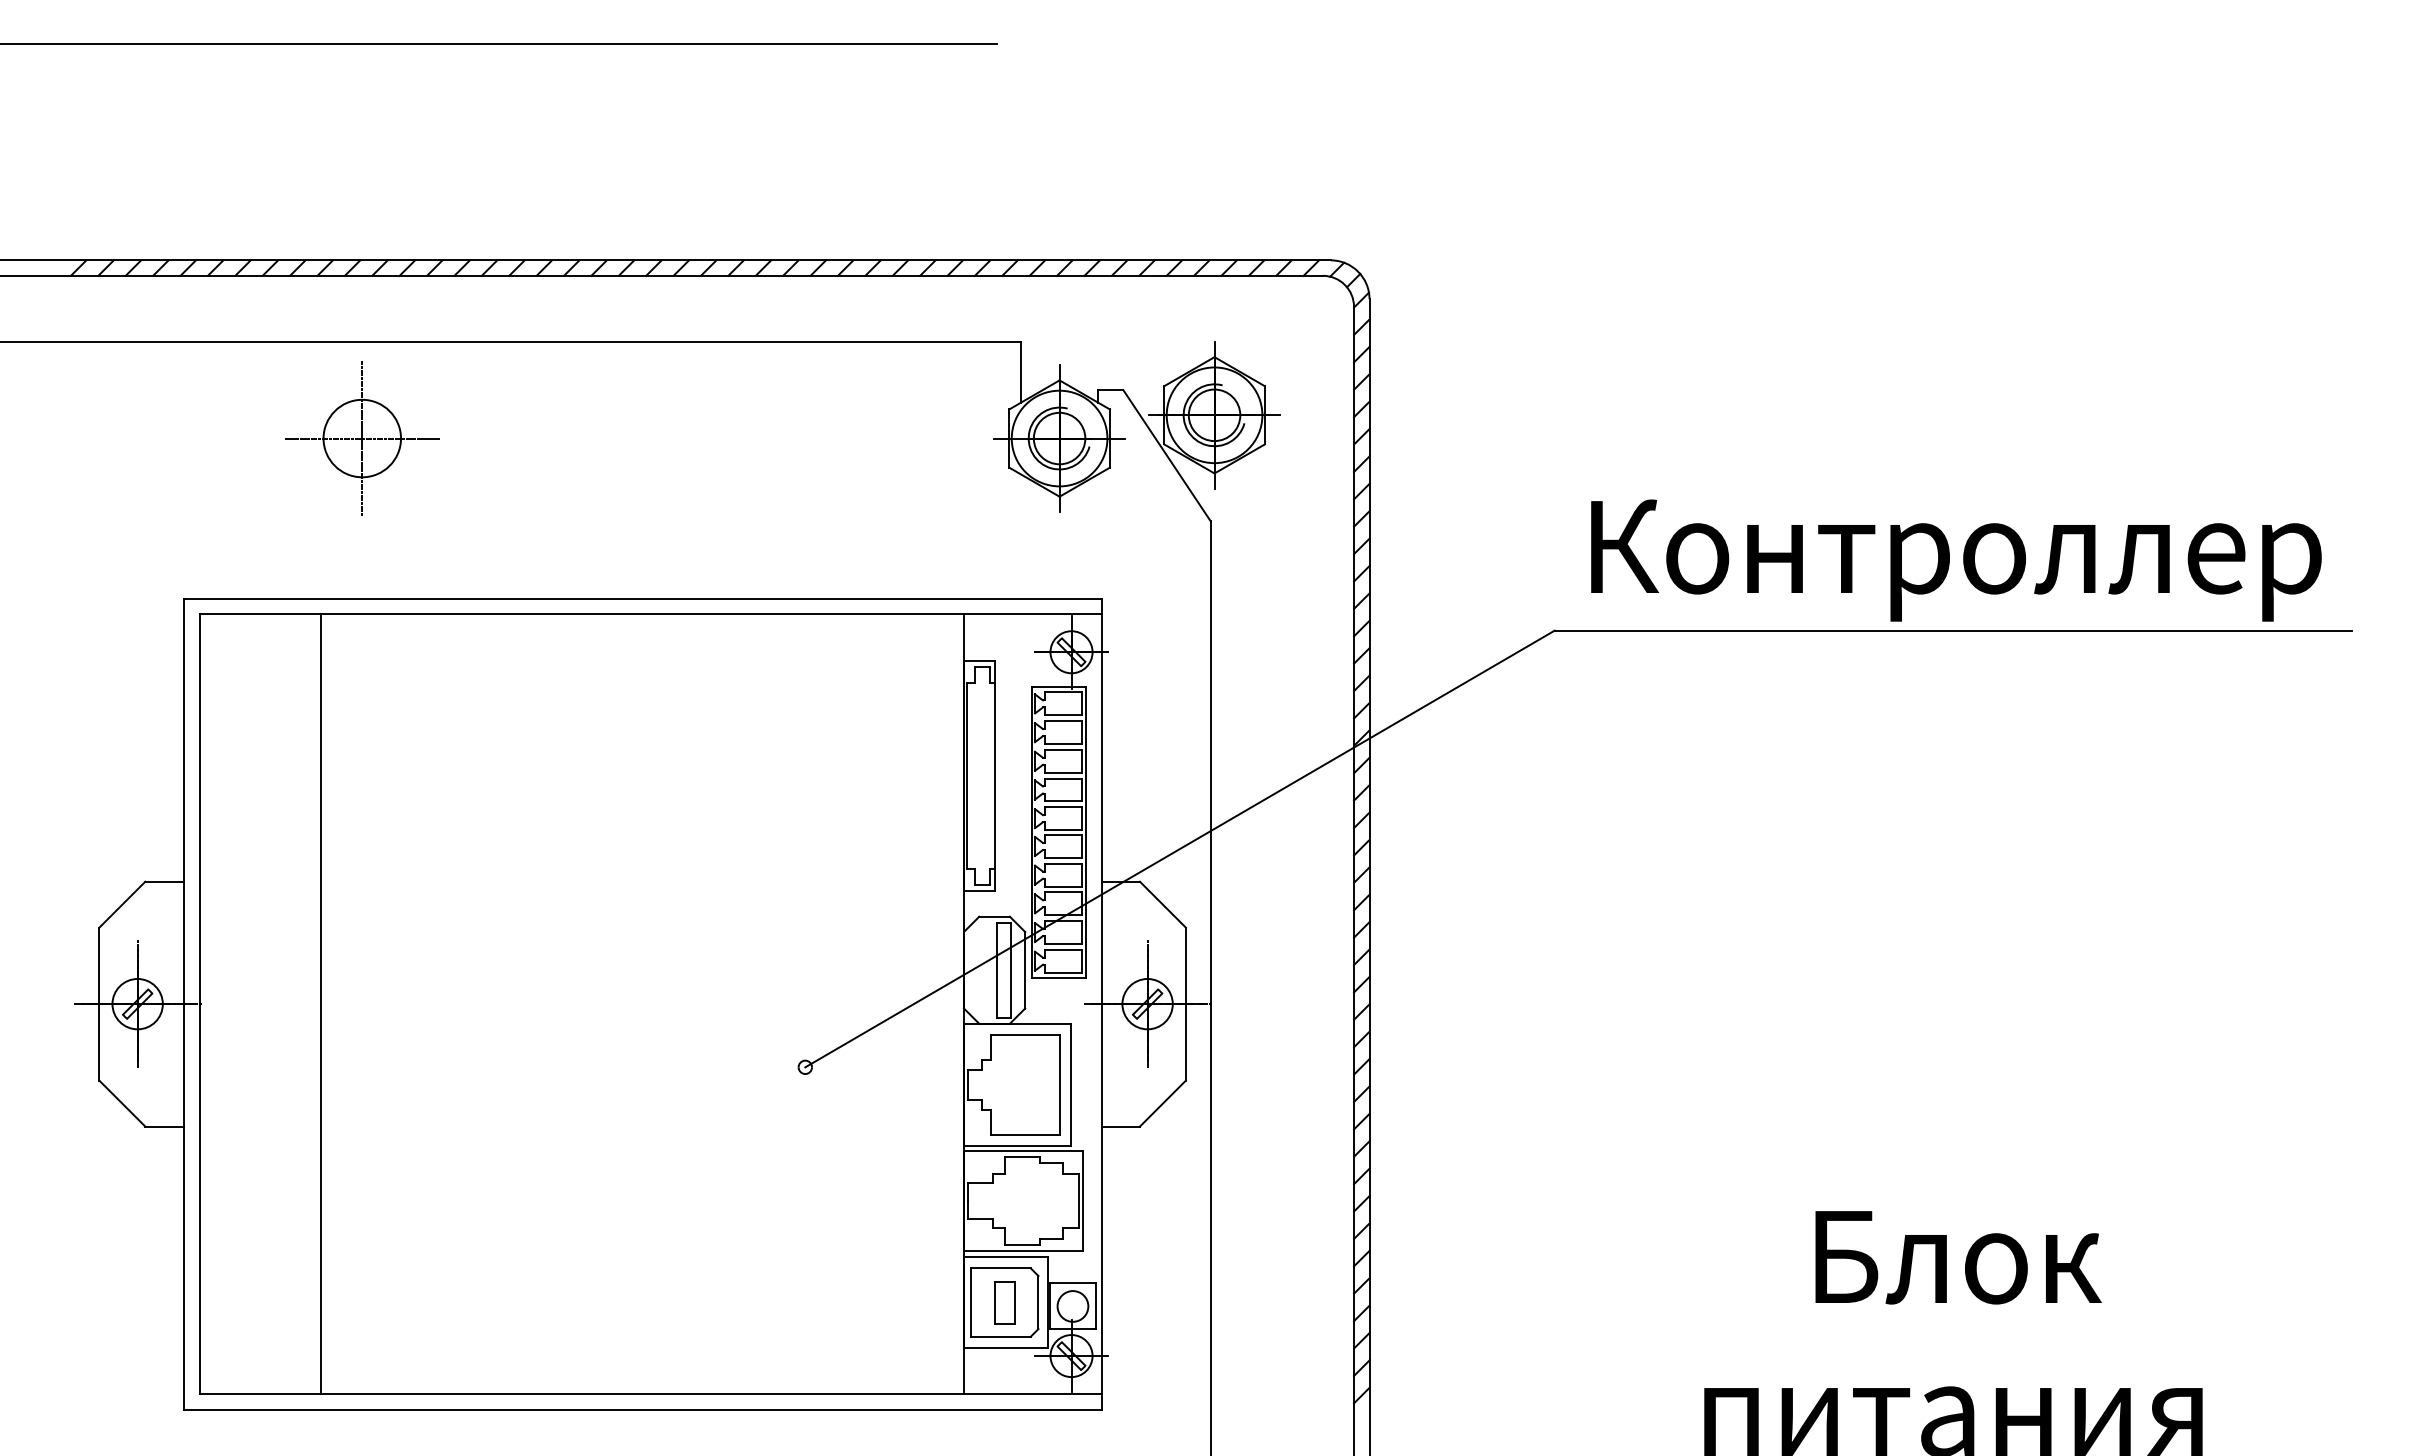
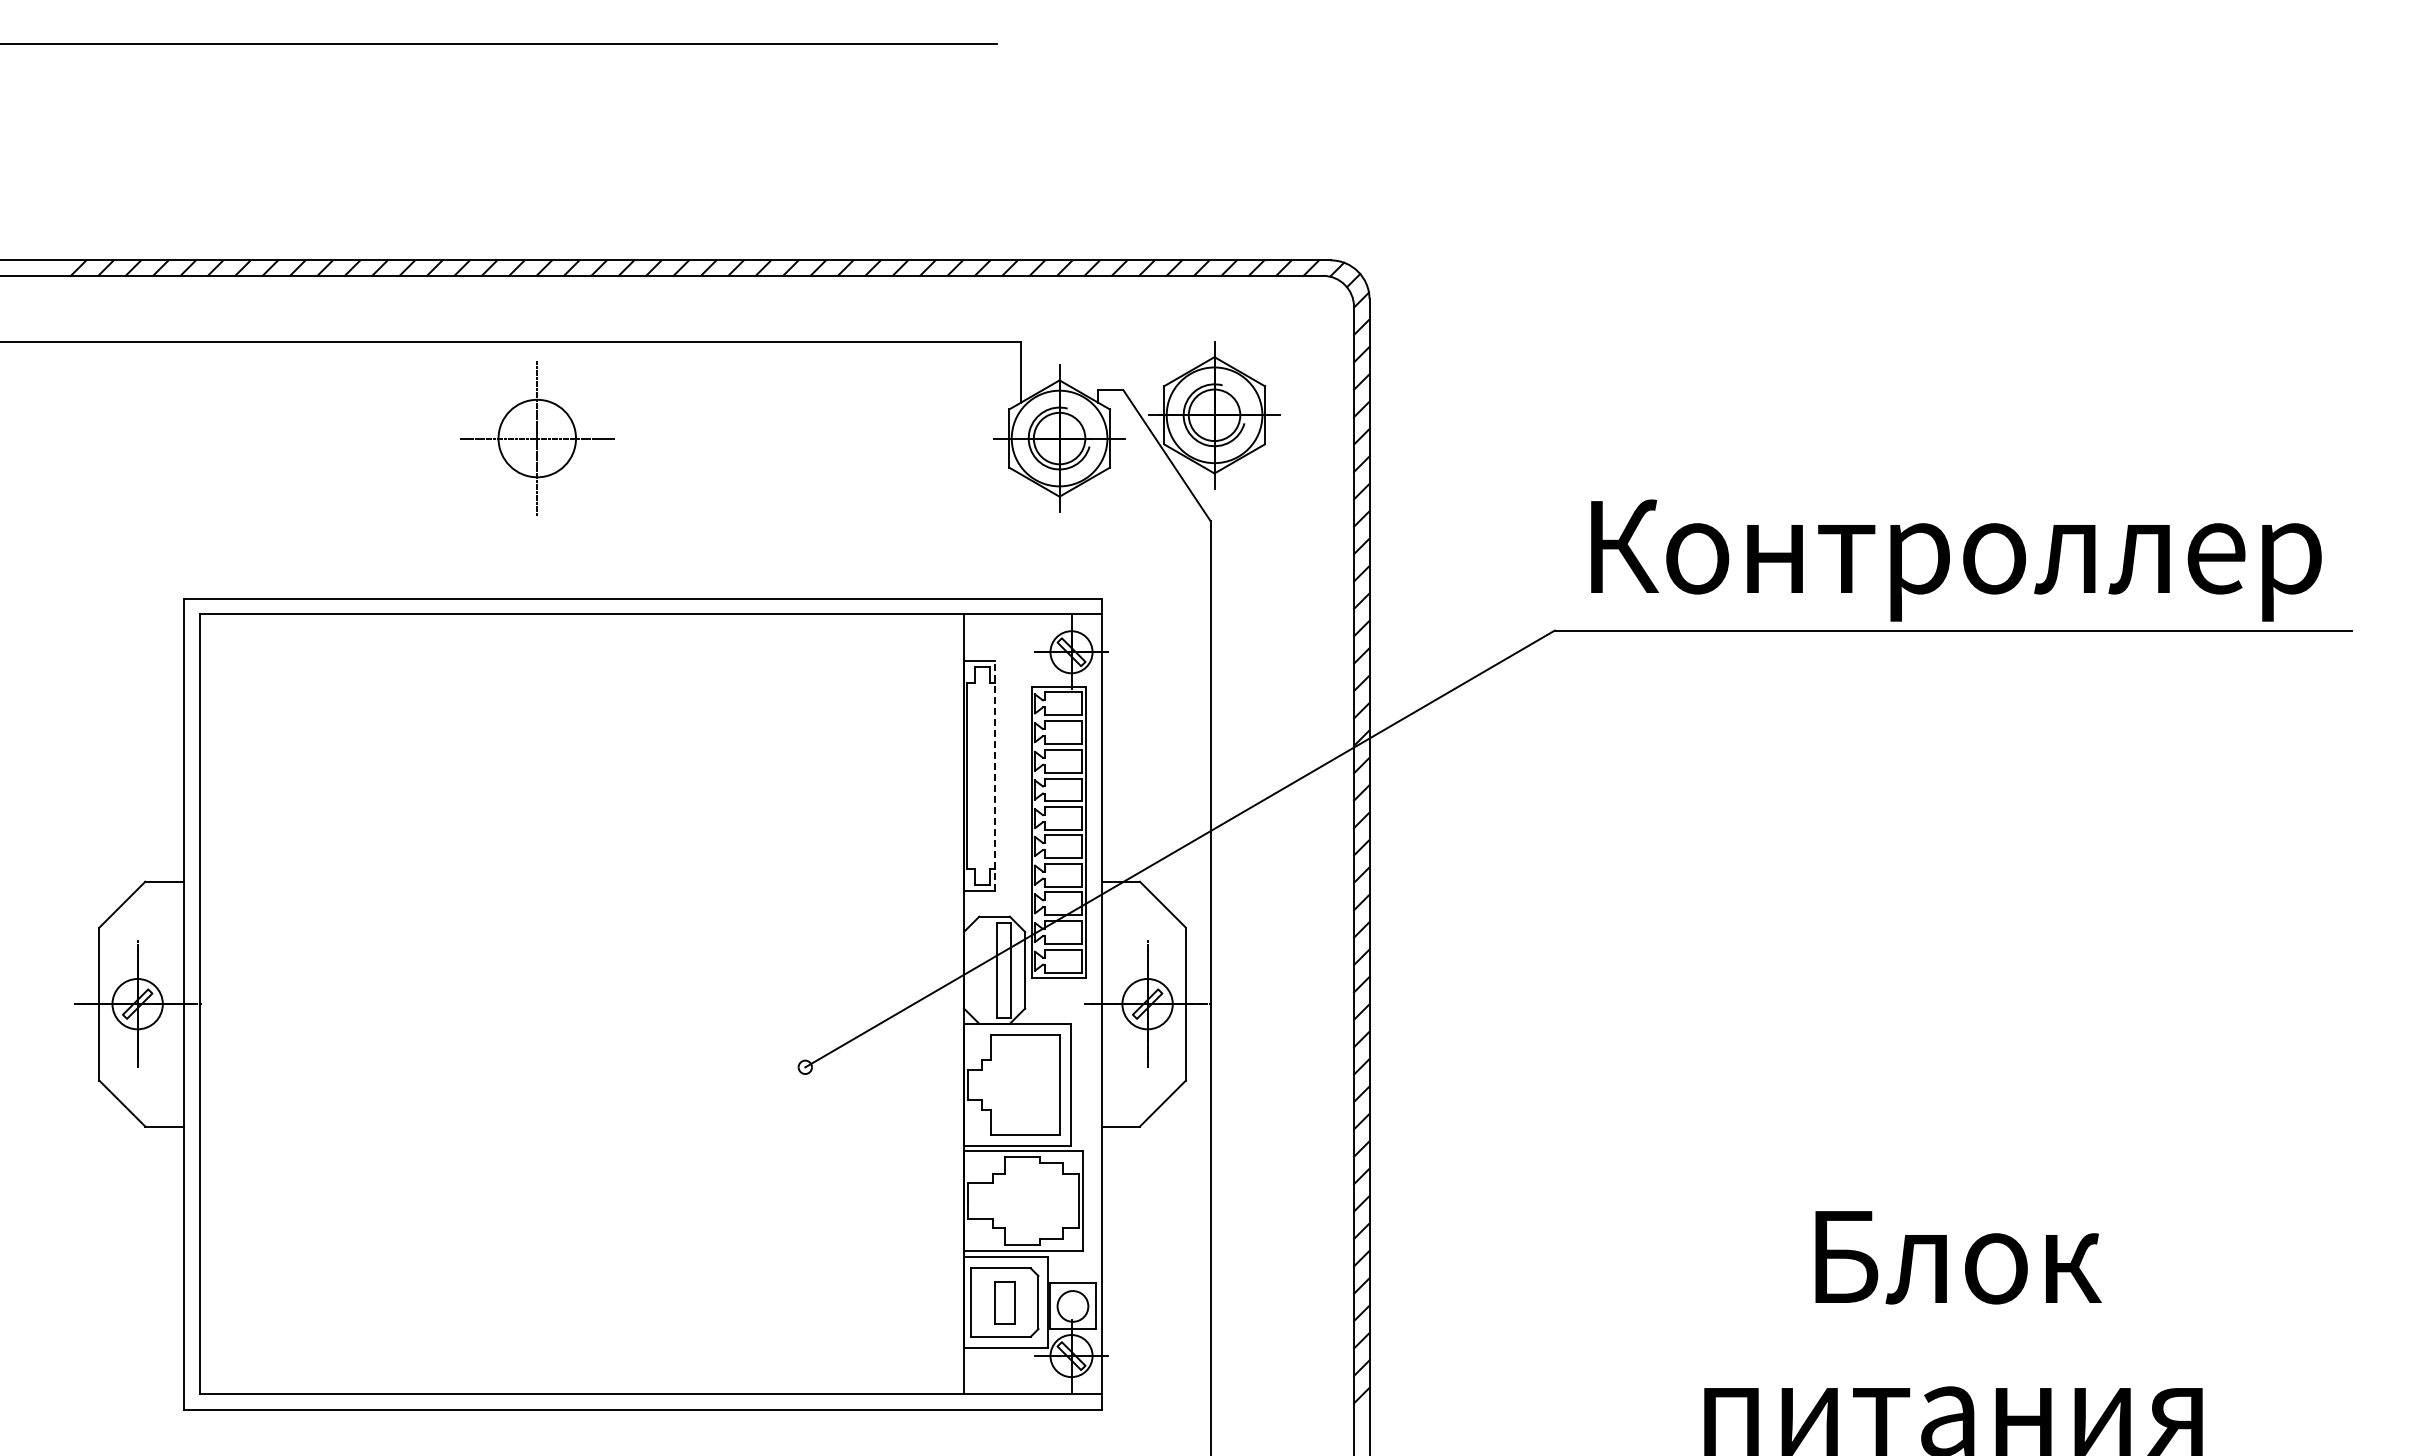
part position: (362, 438) -> (537, 438) (537, 438)
line: solid -> dashed (994, 776)
line: present -> none (321, 1003)
